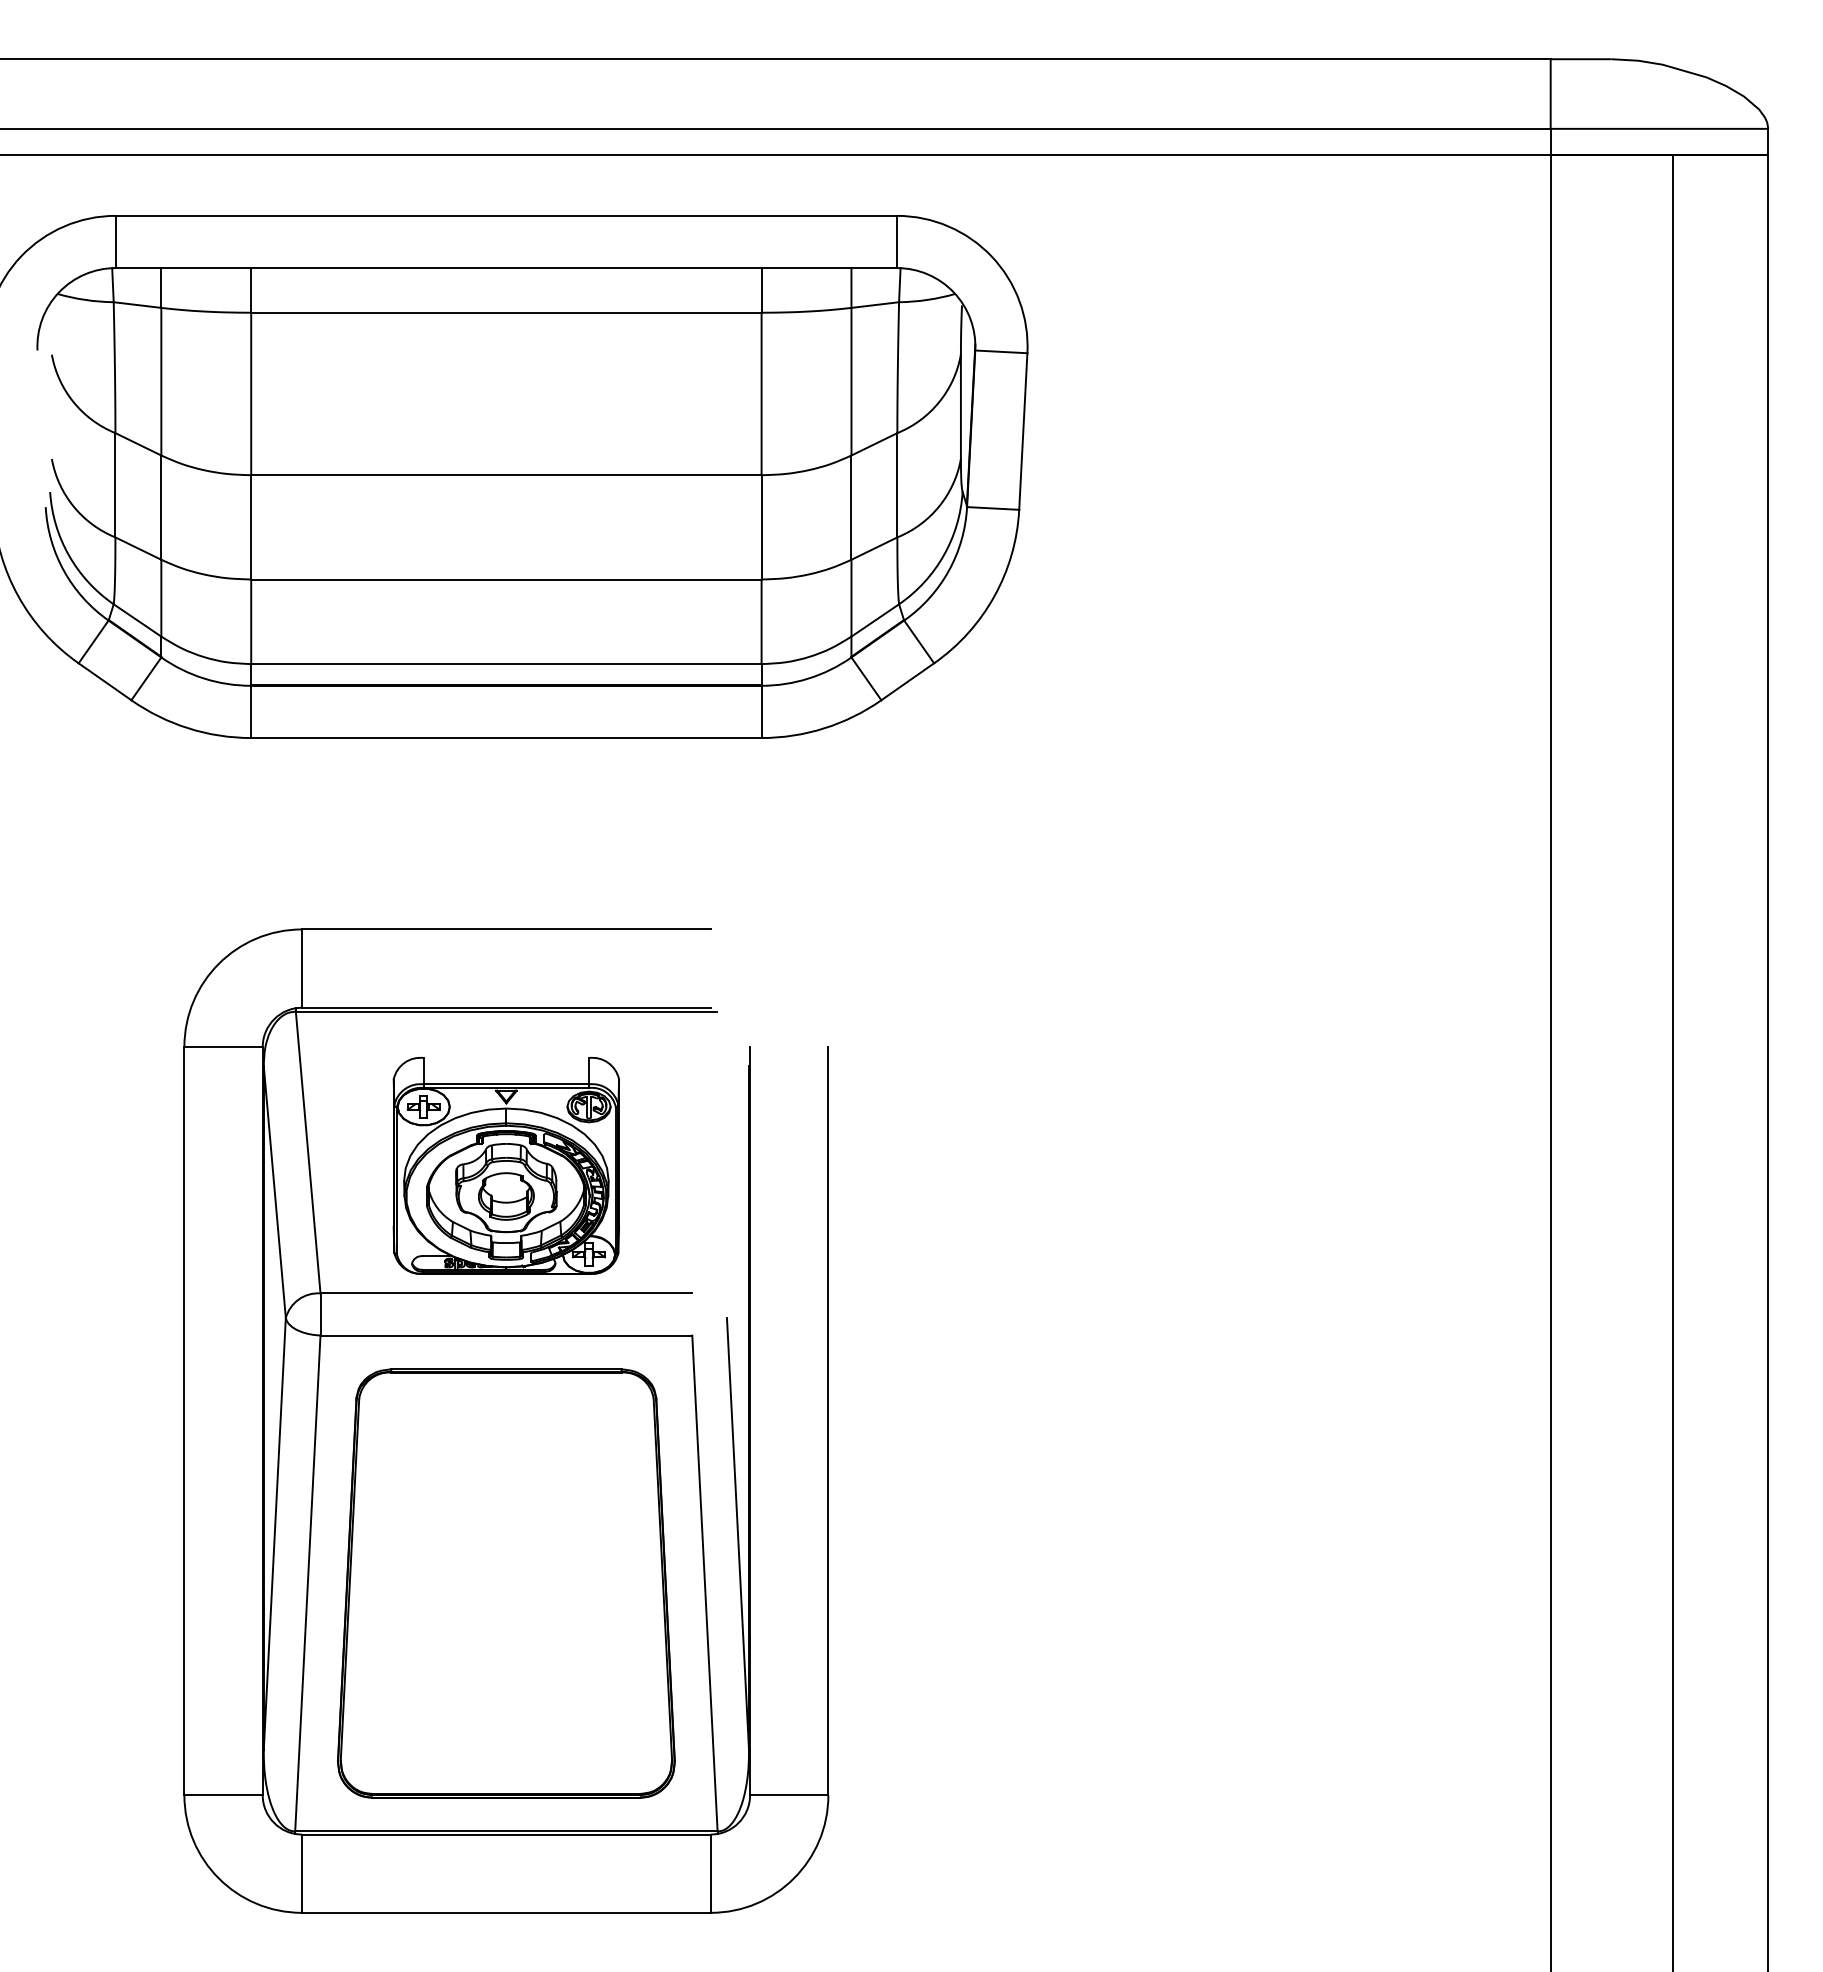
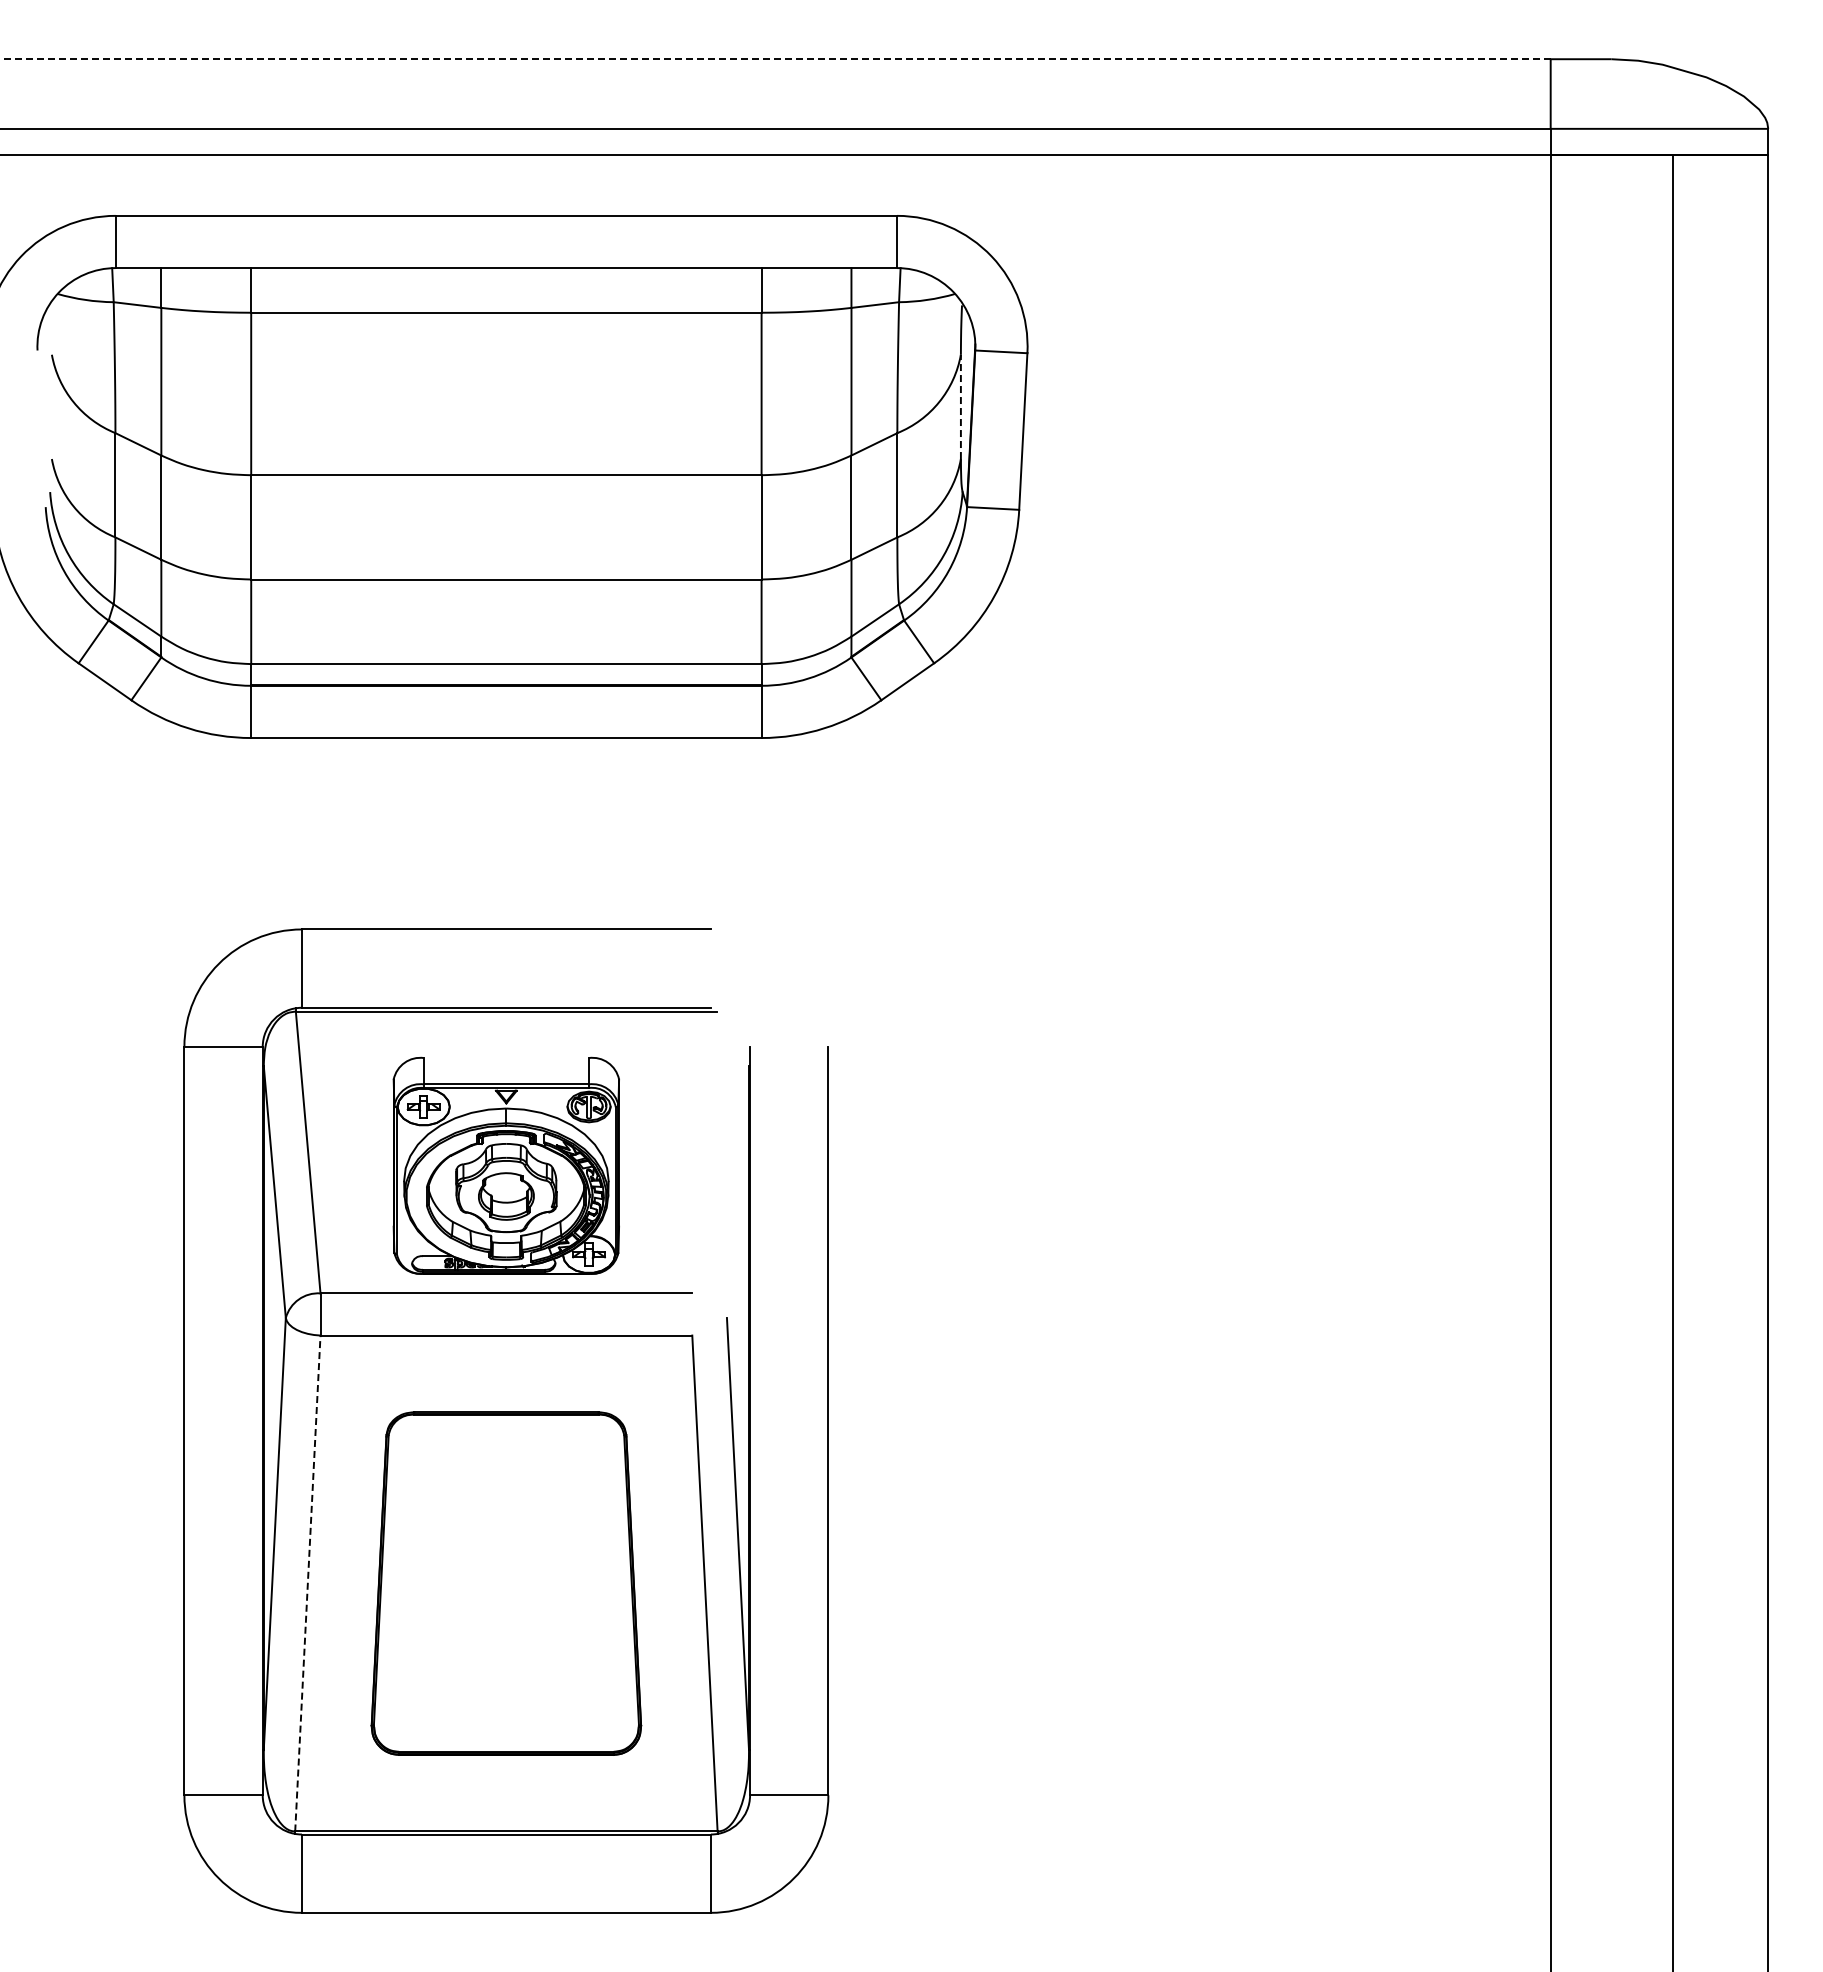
line: solid -> dashed (774, 59)
line: solid -> dashed (960, 406)
line: solid -> dashed (307, 1583)
part size: 339x431 px -> 273x345 px (506, 1583)
